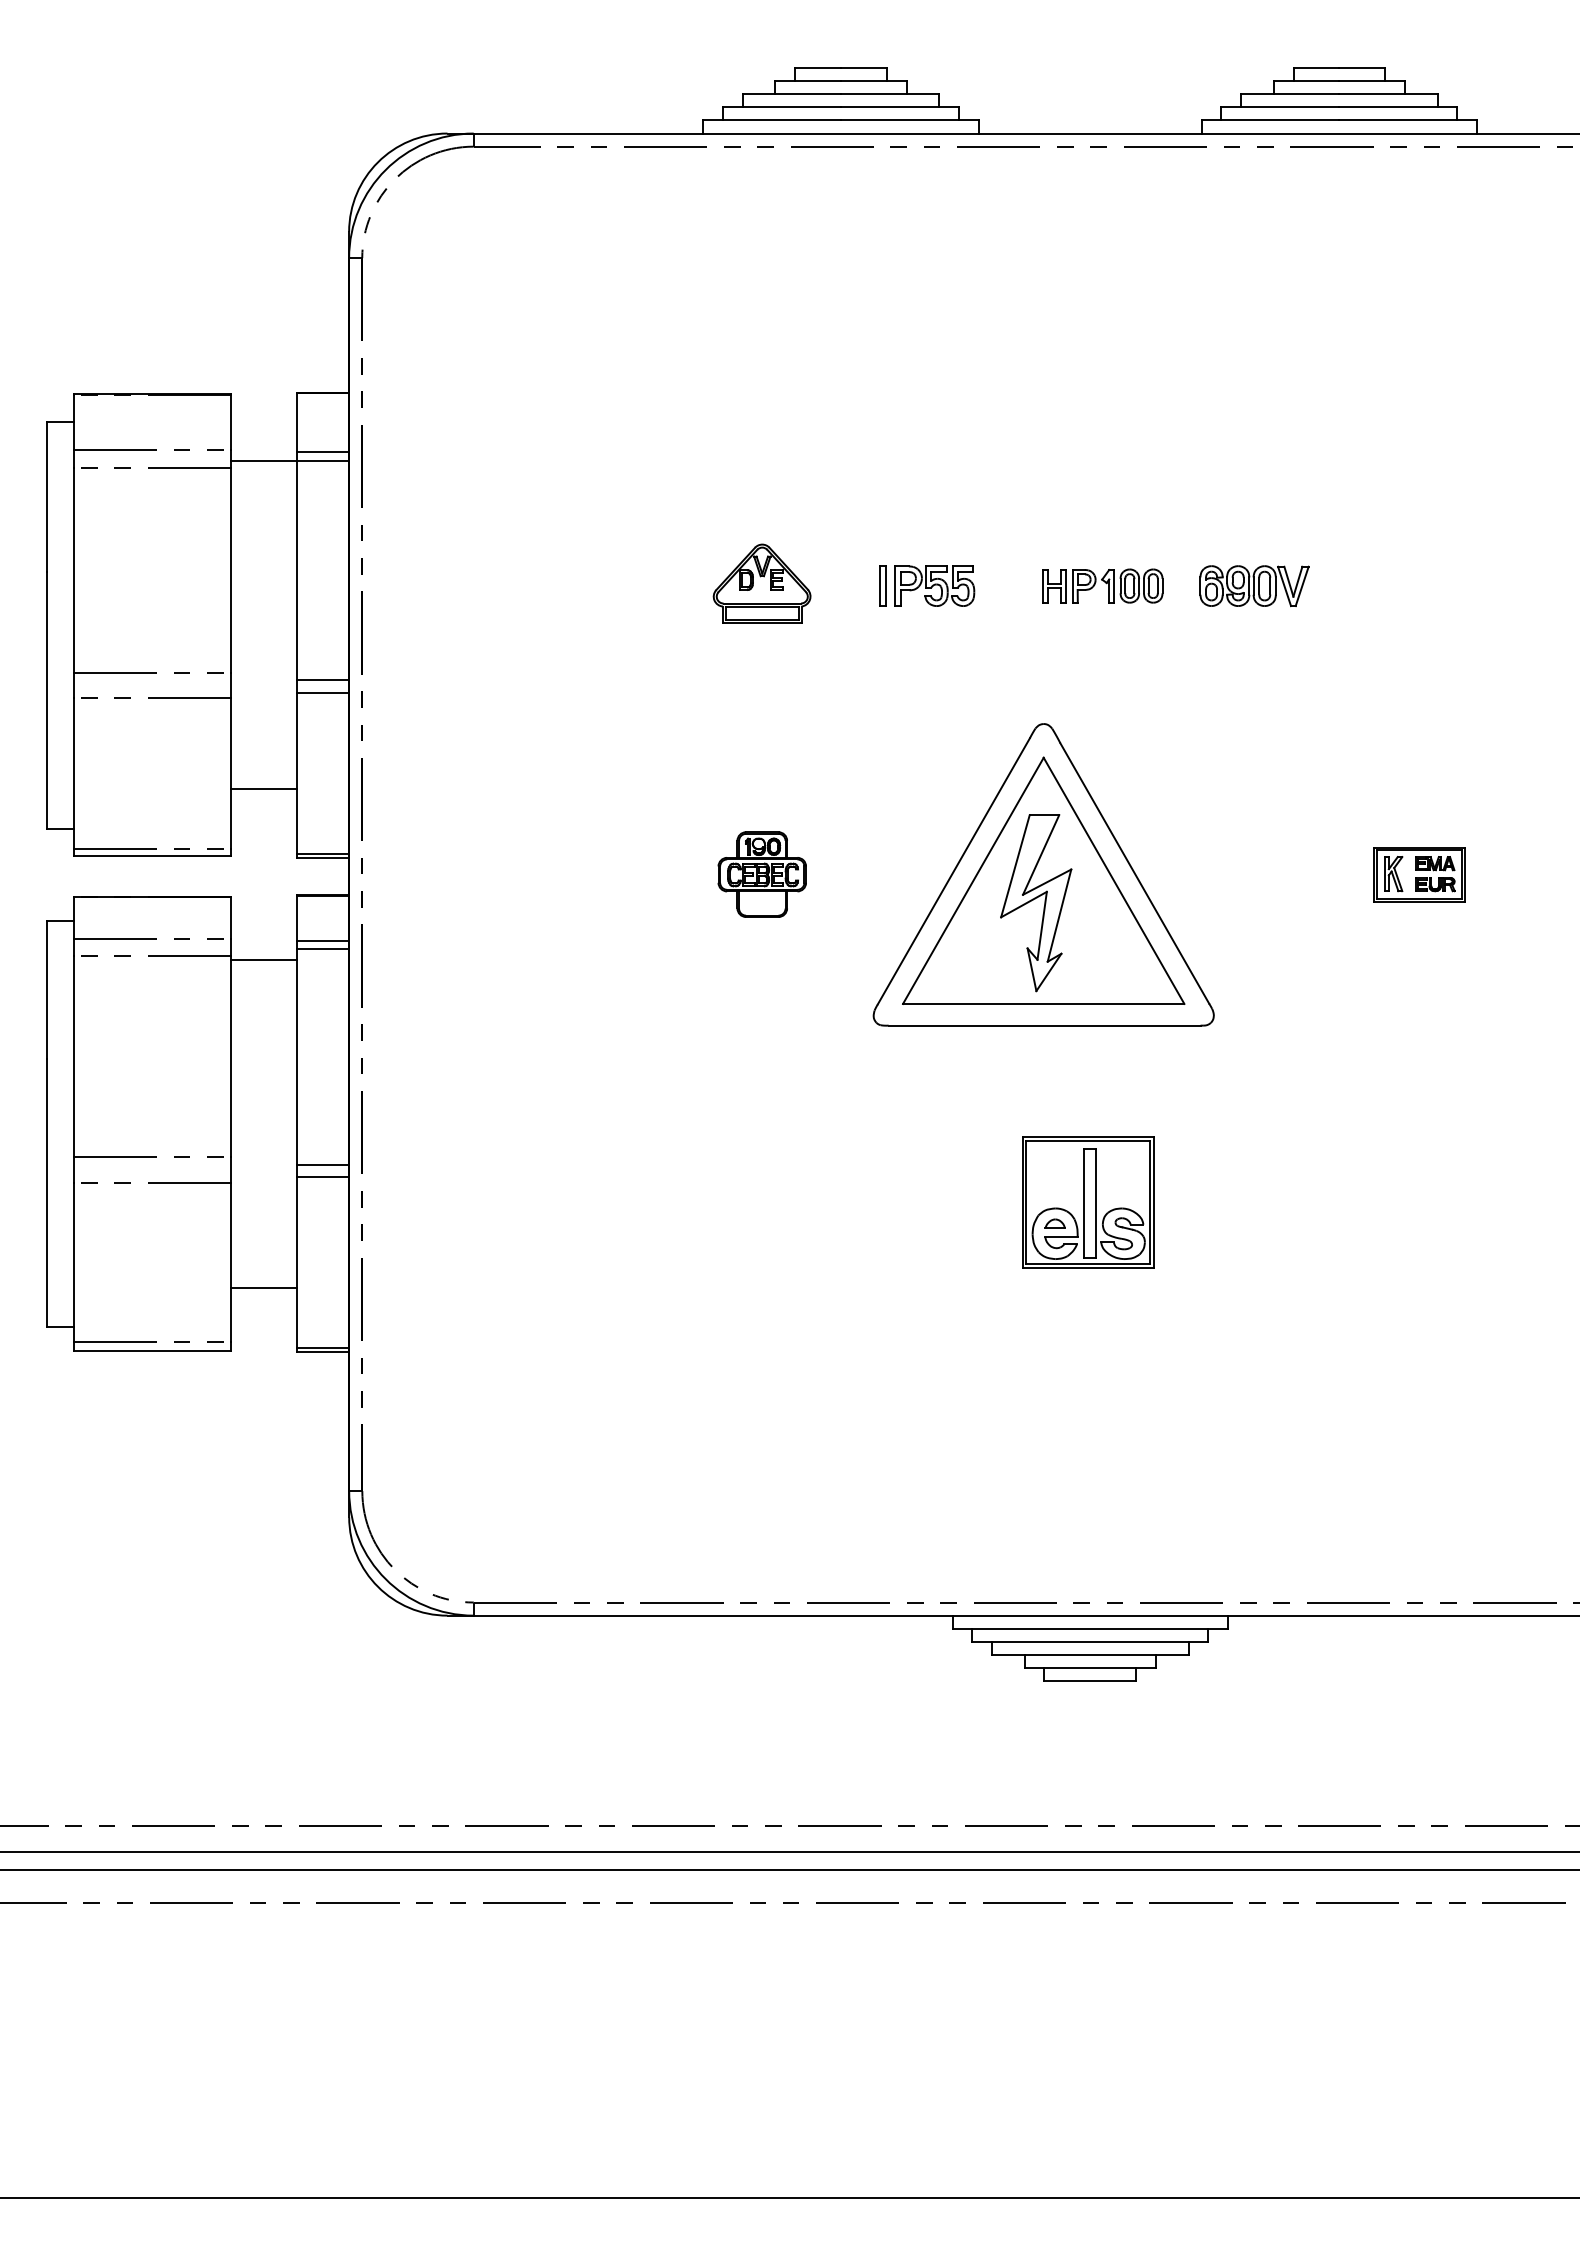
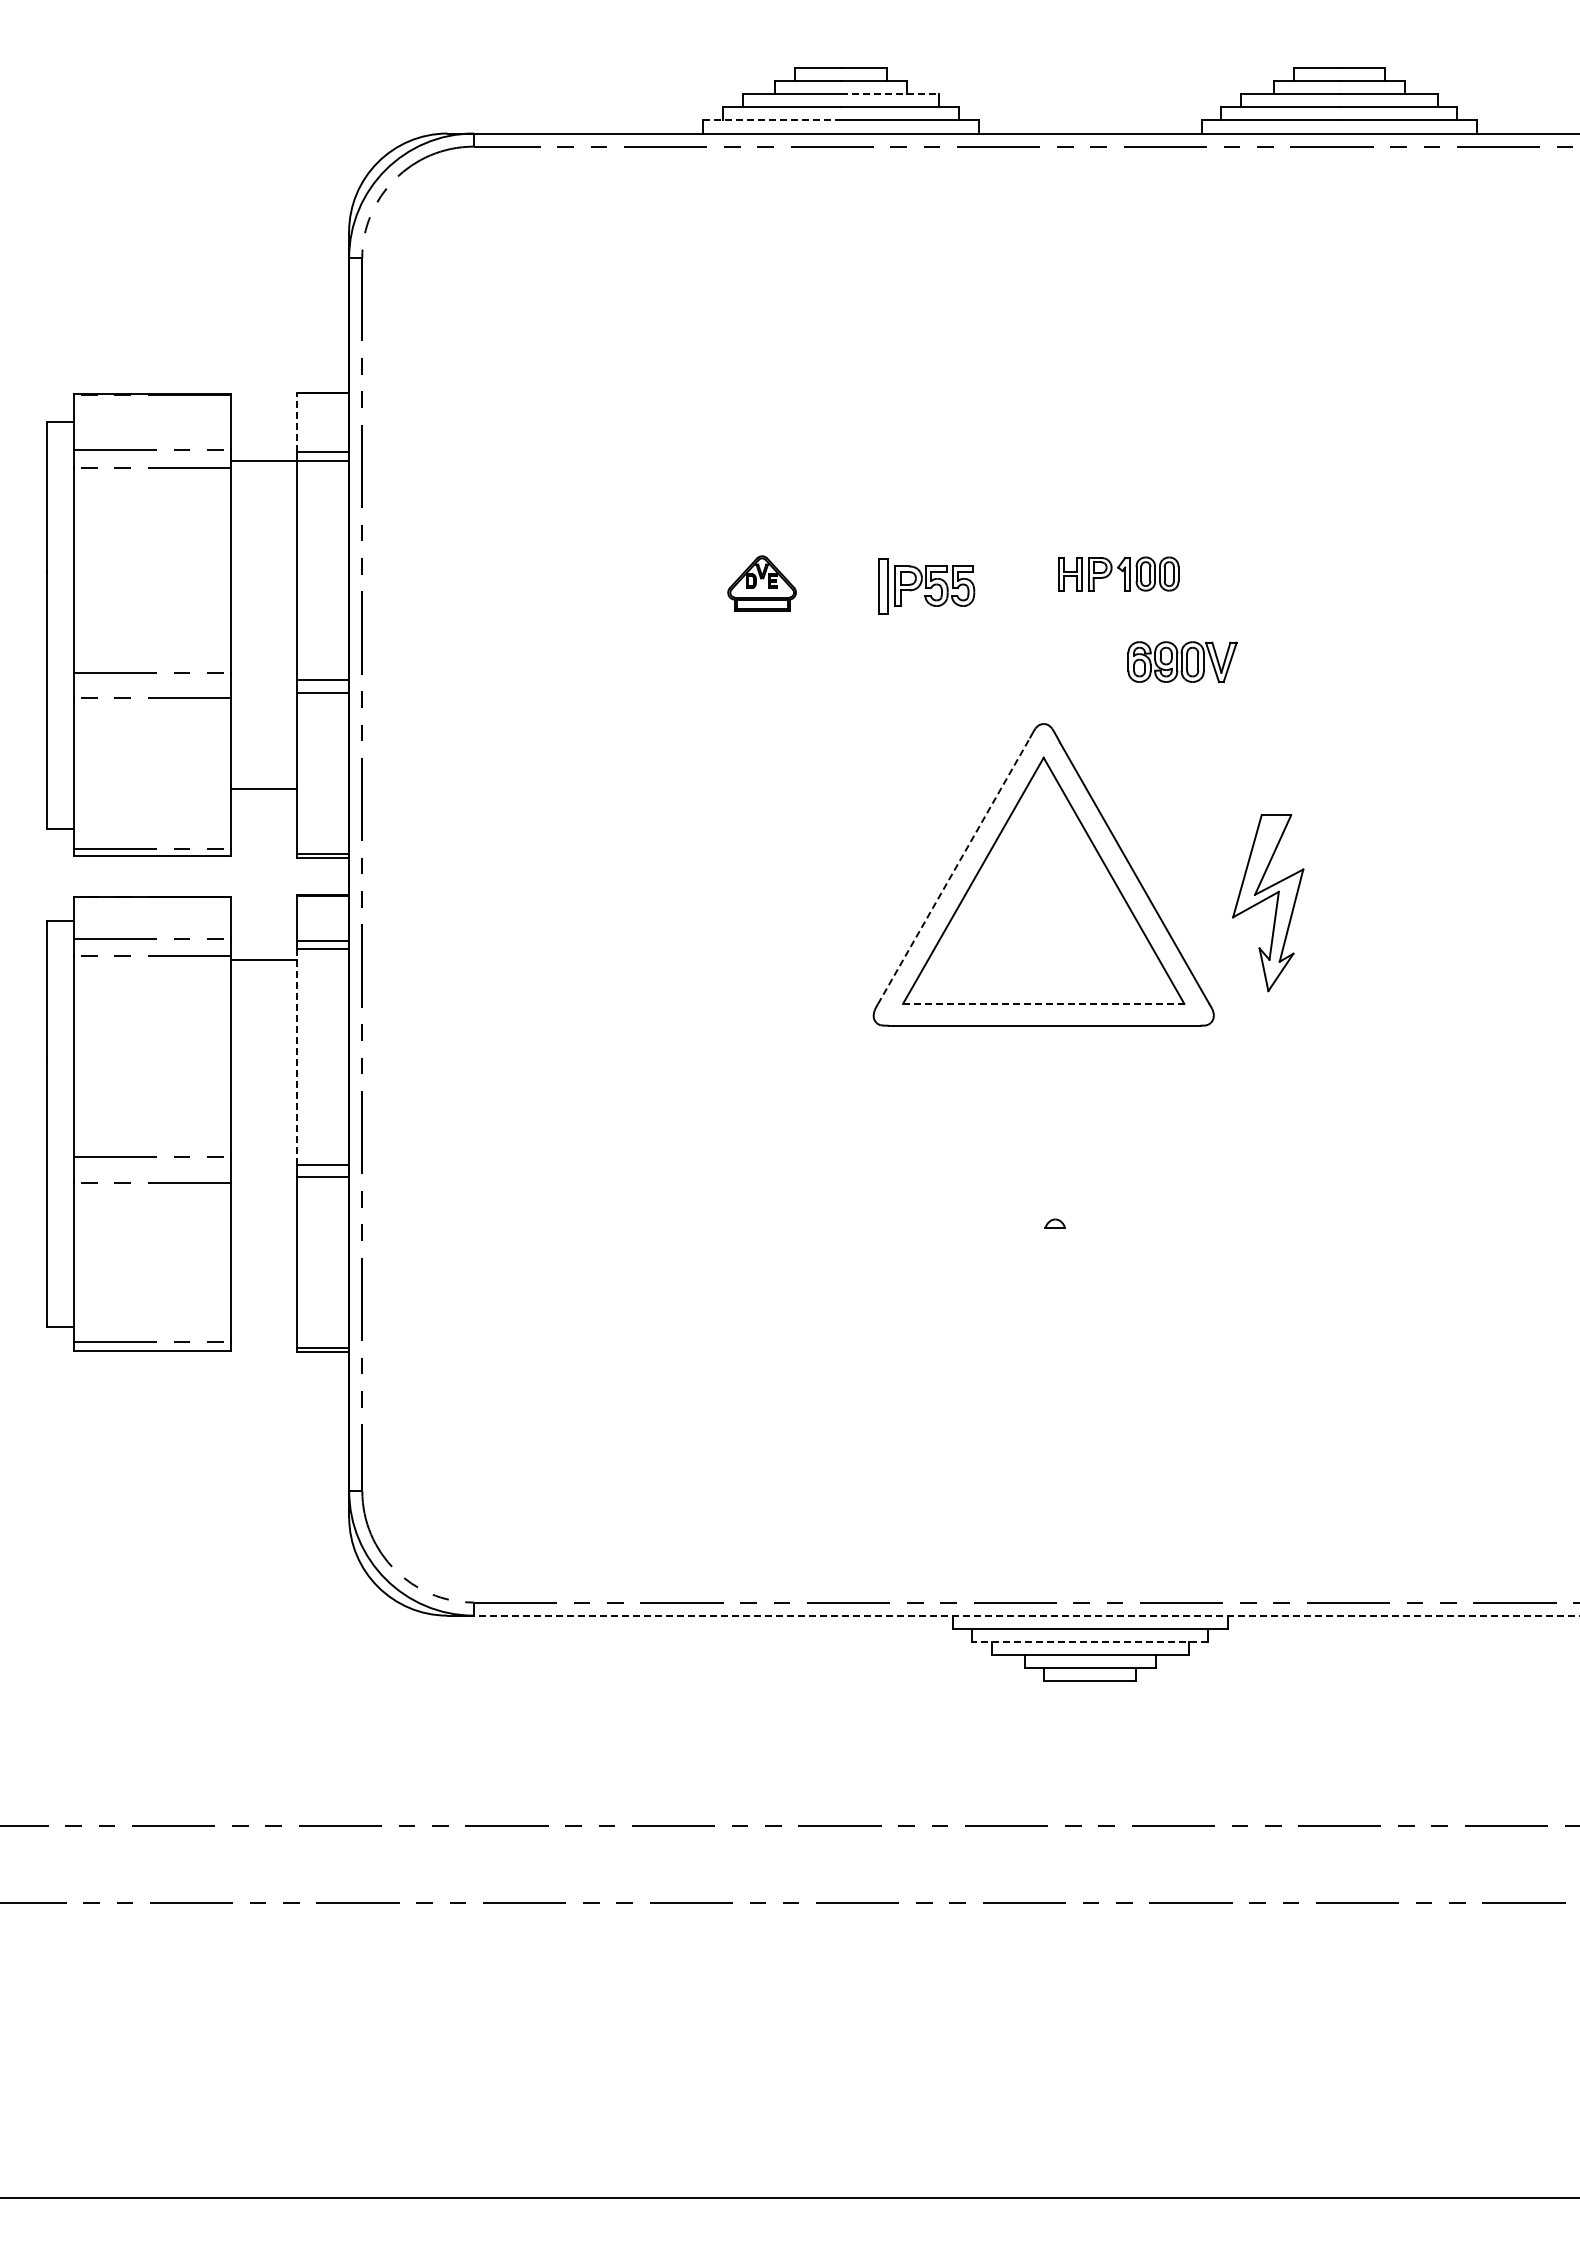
line: solid -> dashed (890, 94)
line: solid -> dashed (772, 120)
line: solid -> dashed (296, 422)
part size: 100x81 px -> 70x57 px (761, 583)
part size: 8x42 px -> 11x57 px (883, 586)
part position: (1102, 585) -> (1118, 573) (1118, 573)
part position: (1254, 586) -> (1182, 662) (1182, 662)
line: solid -> dashed (954, 870)
part: present -> none (761, 874)
part: present -> none (1419, 874)
part position: (1036, 903) -> (1268, 903) (1268, 903)
line: solid -> dashed (1043, 1003)
line: solid -> dashed (296, 1056)
part: present -> none (1088, 1202)
line: present -> none (263, 1287)
line: solid -> dashed (1026, 1615)
line: solid -> dashed (1089, 1641)
line: present -> none (789, 1851)
line: present -> none (789, 1870)
